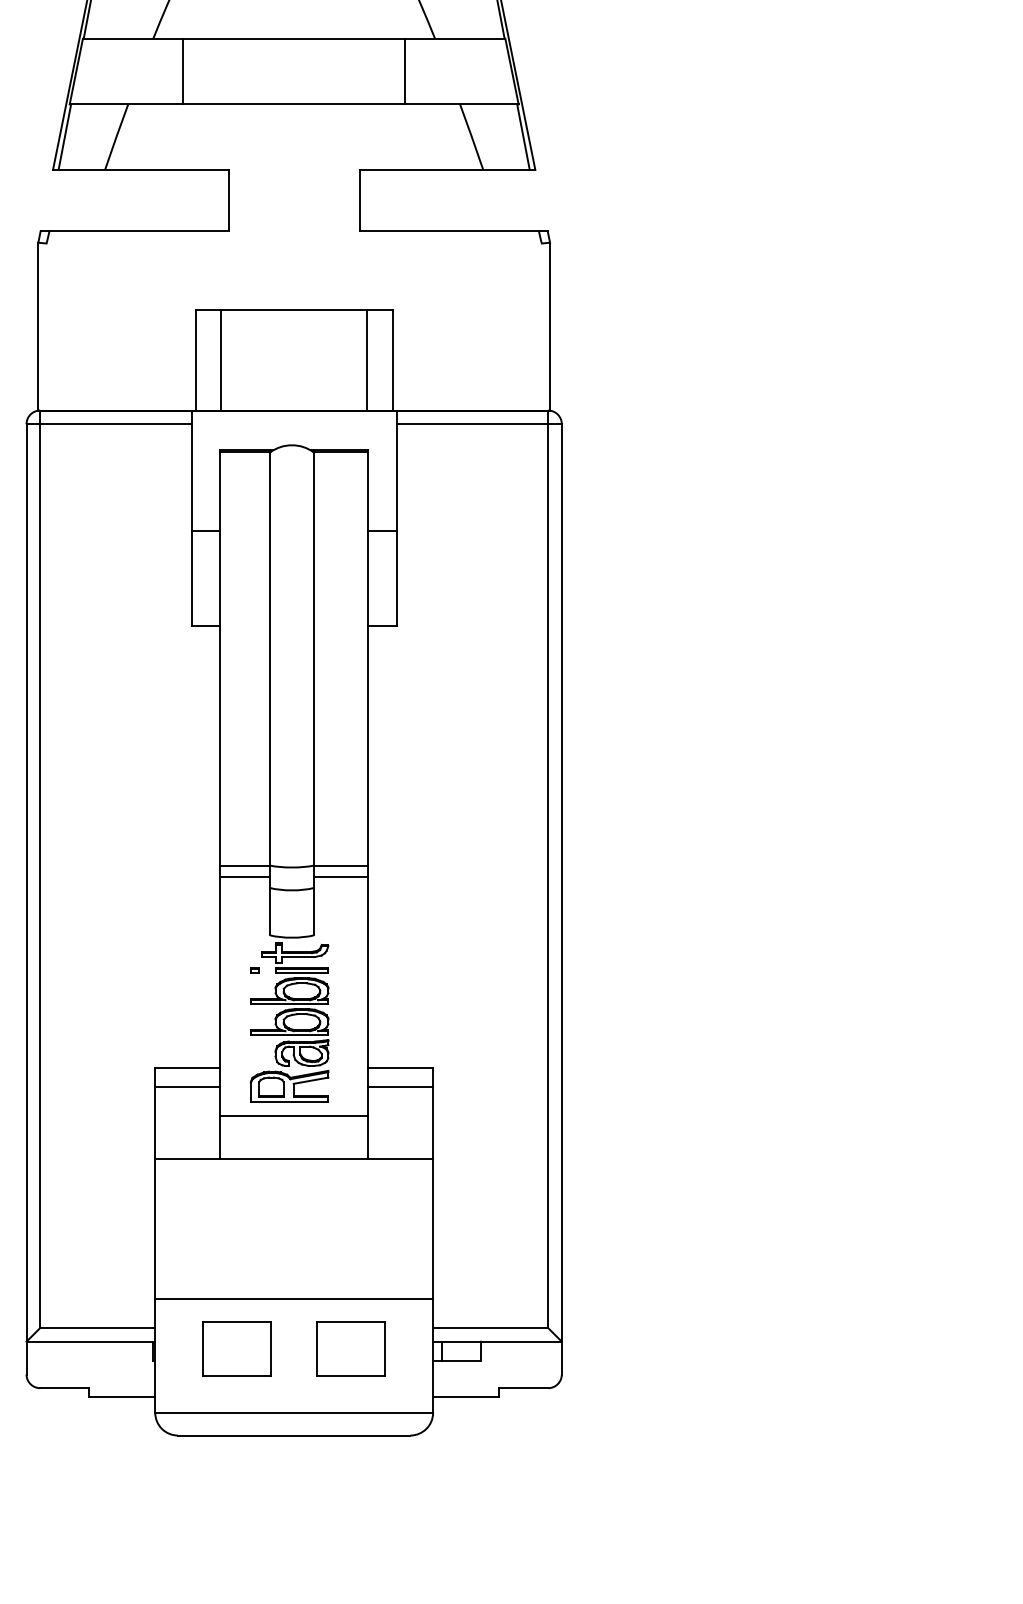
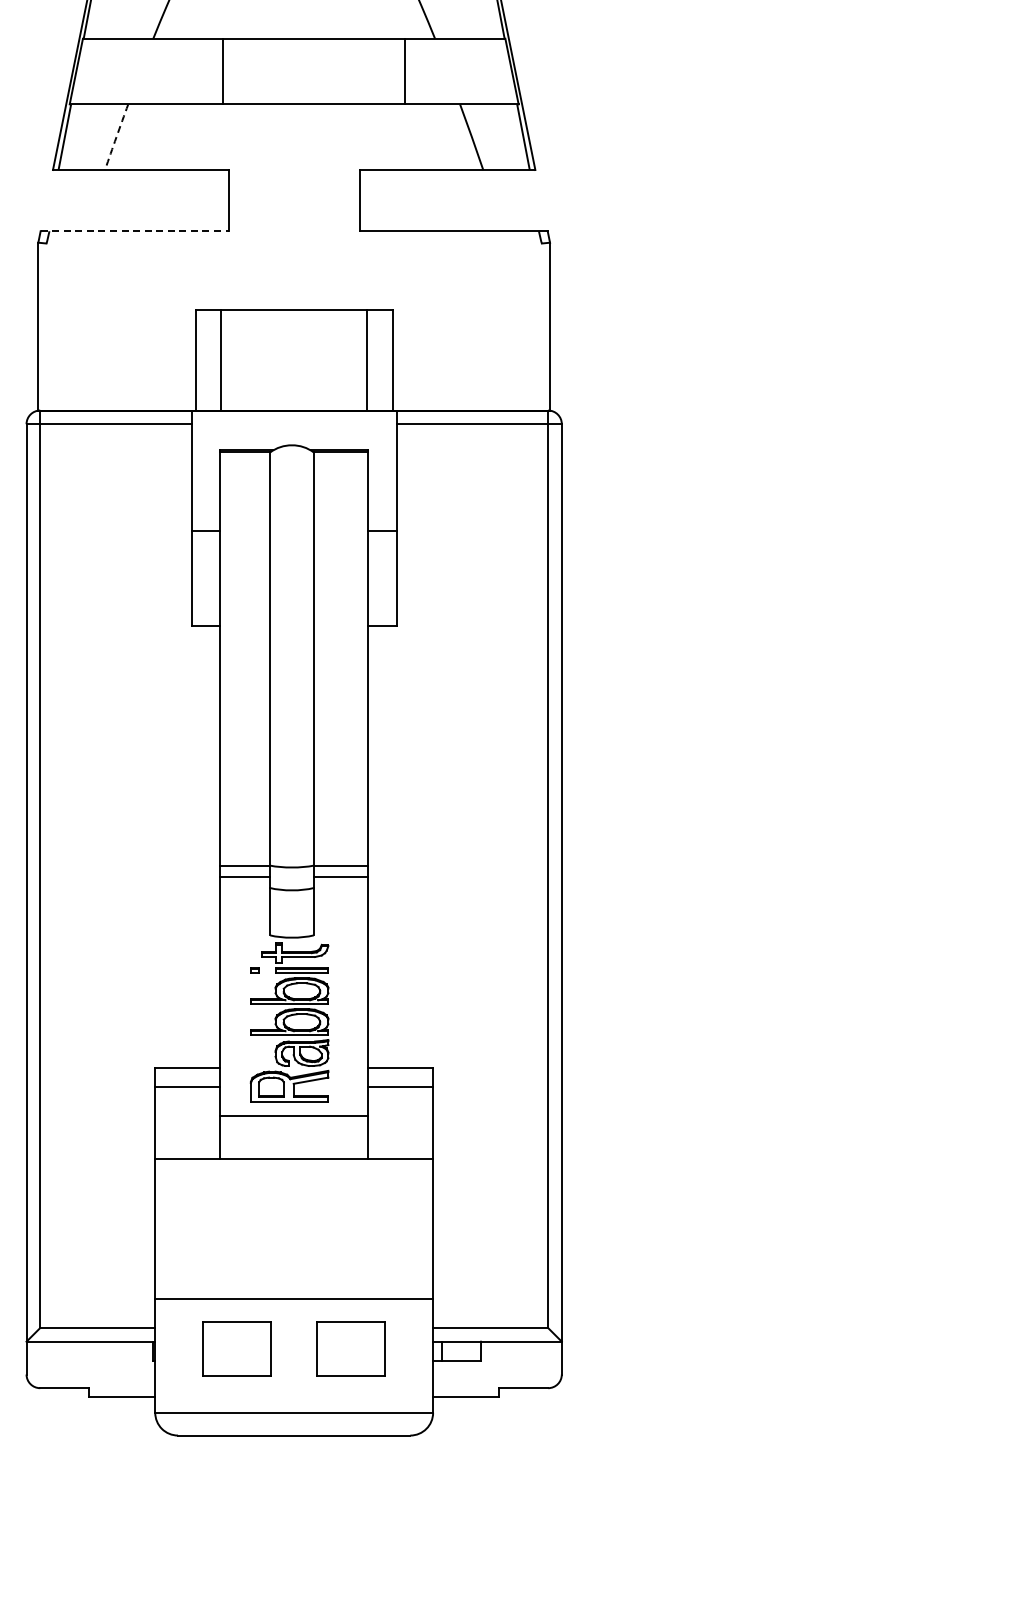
line position: (183, 71) -> (223, 71) (223, 71)
arc: solid -> dashed (116, 137)
line: solid -> dashed (134, 231)
